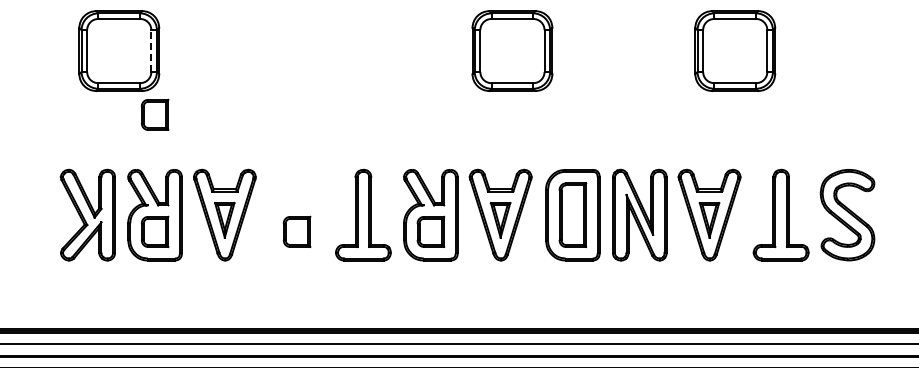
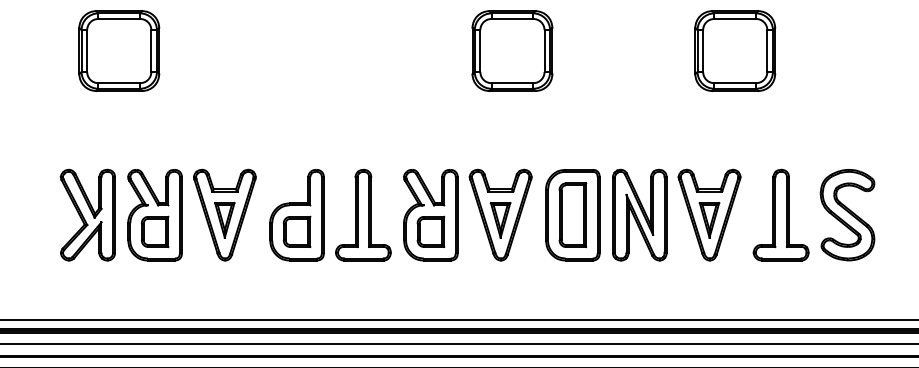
line: dashed -> solid (151, 51)
part: present -> none (155, 114)
part: none -> present (296, 215)
line: none -> present (458, 320)
